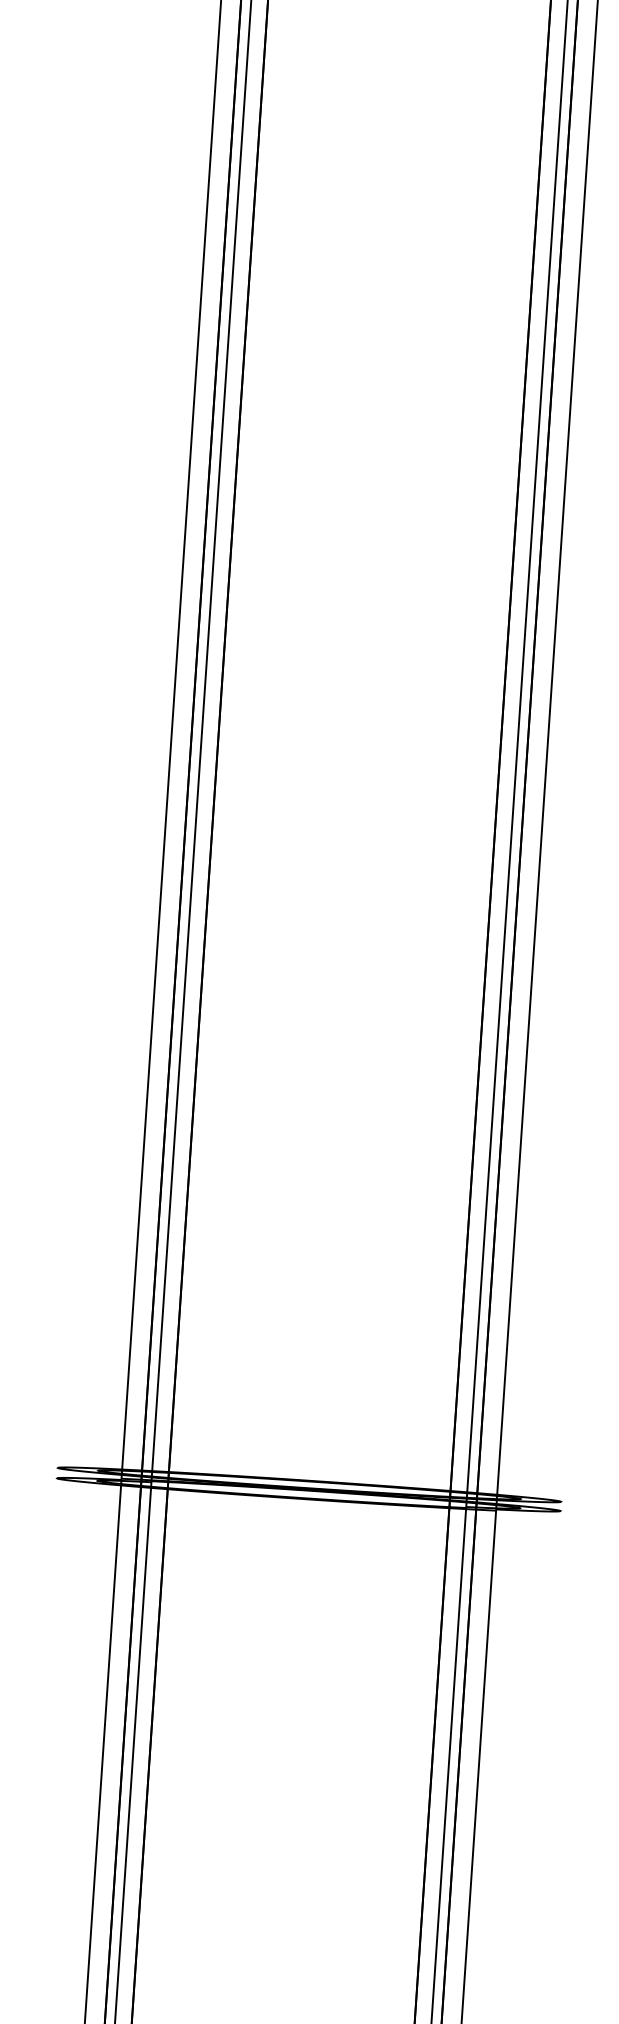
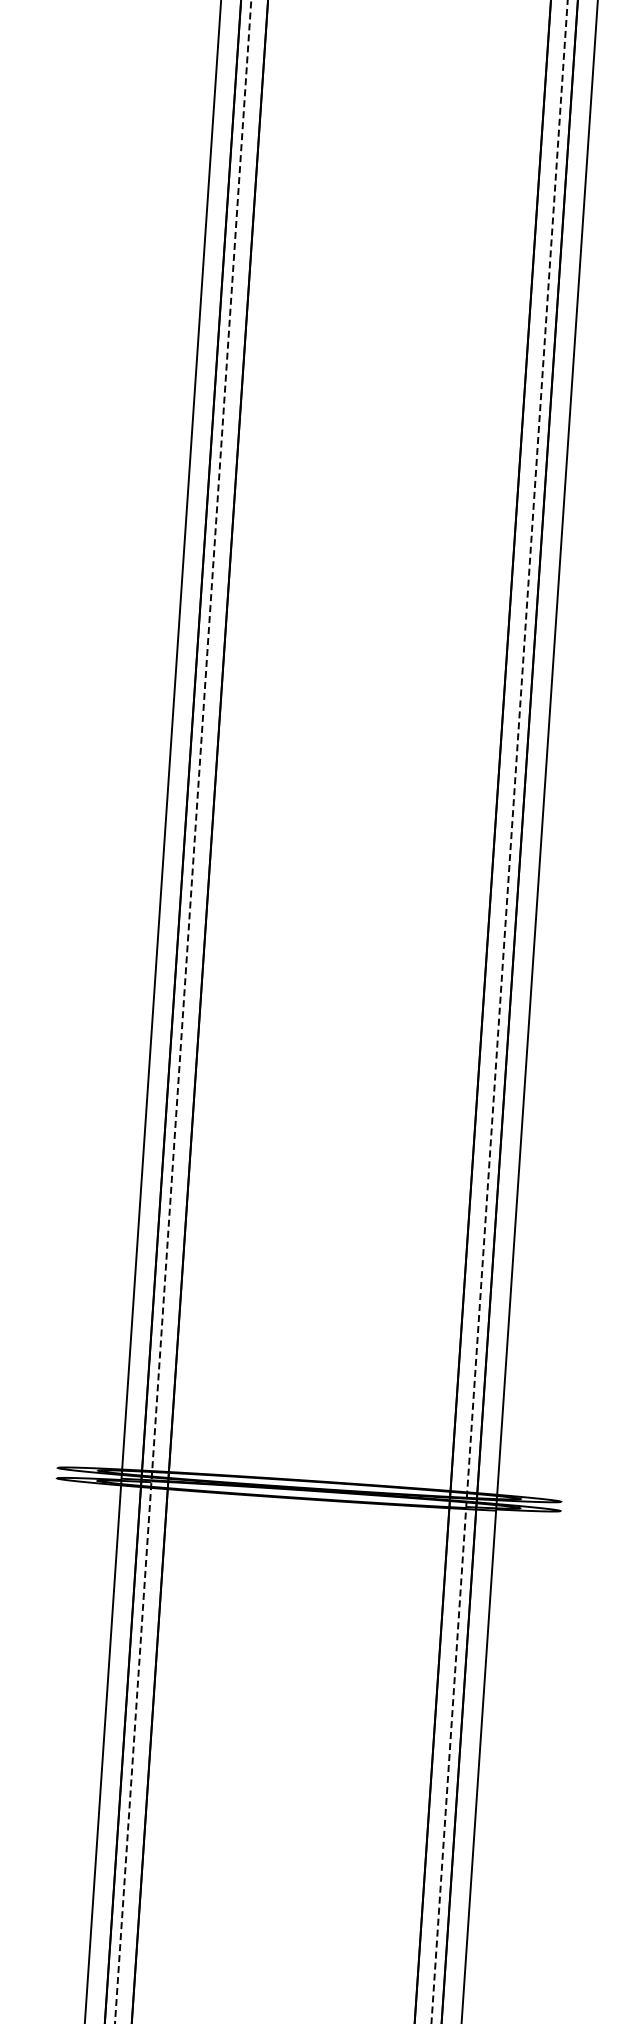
line: solid -> dashed (499, 1011)
line: solid -> dashed (183, 1012)
